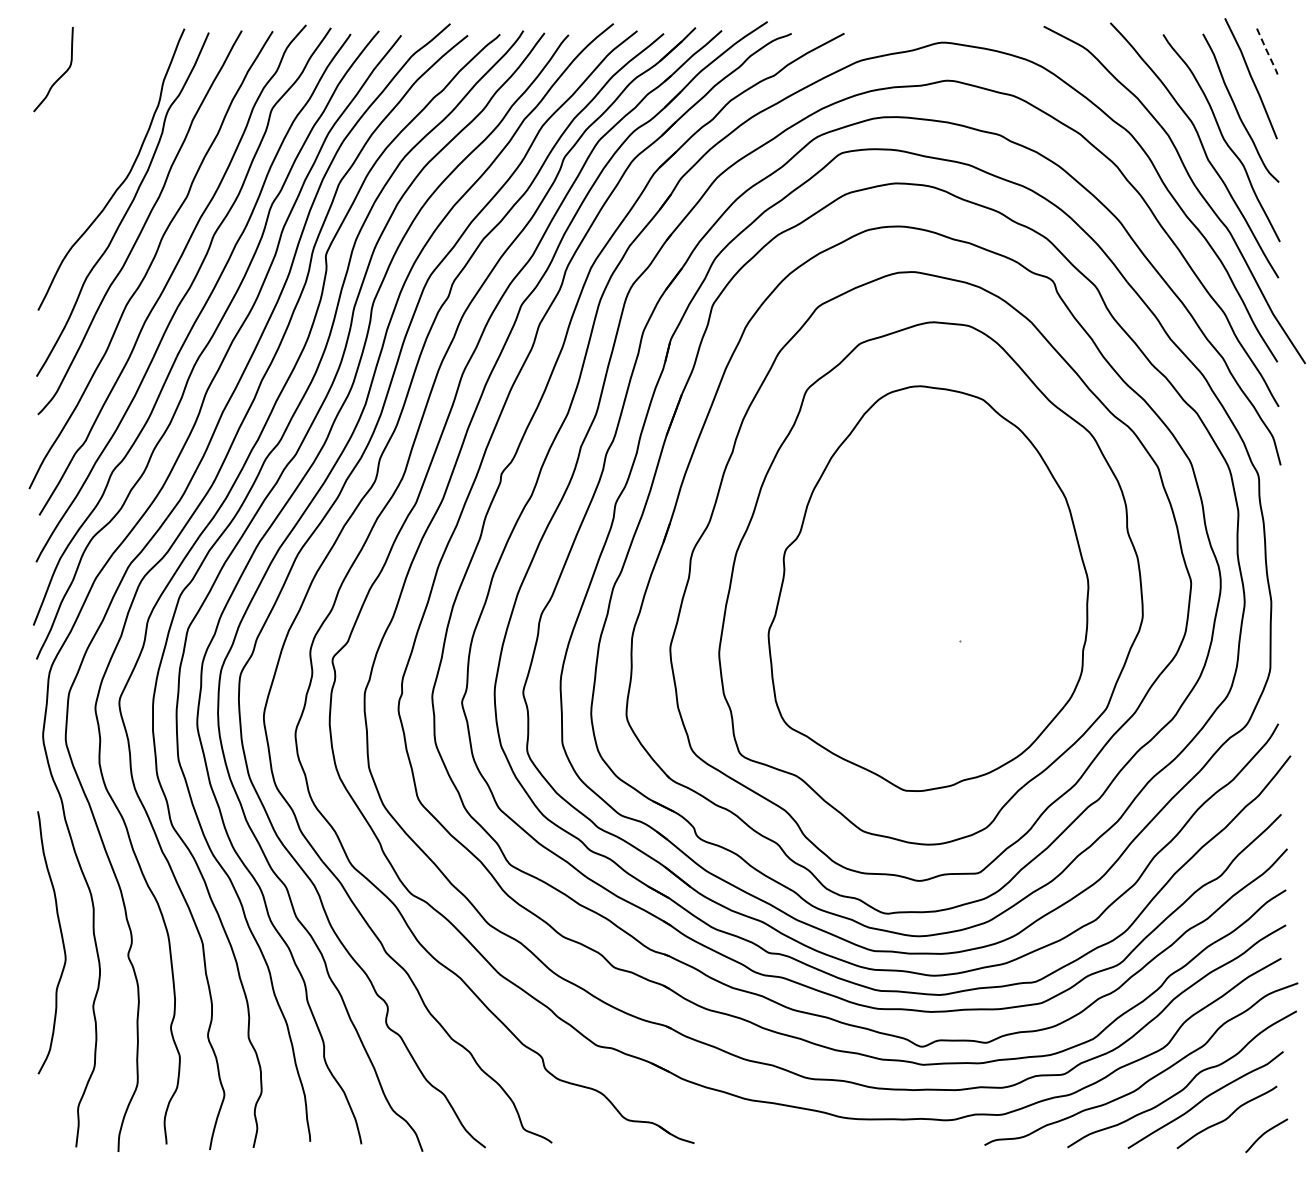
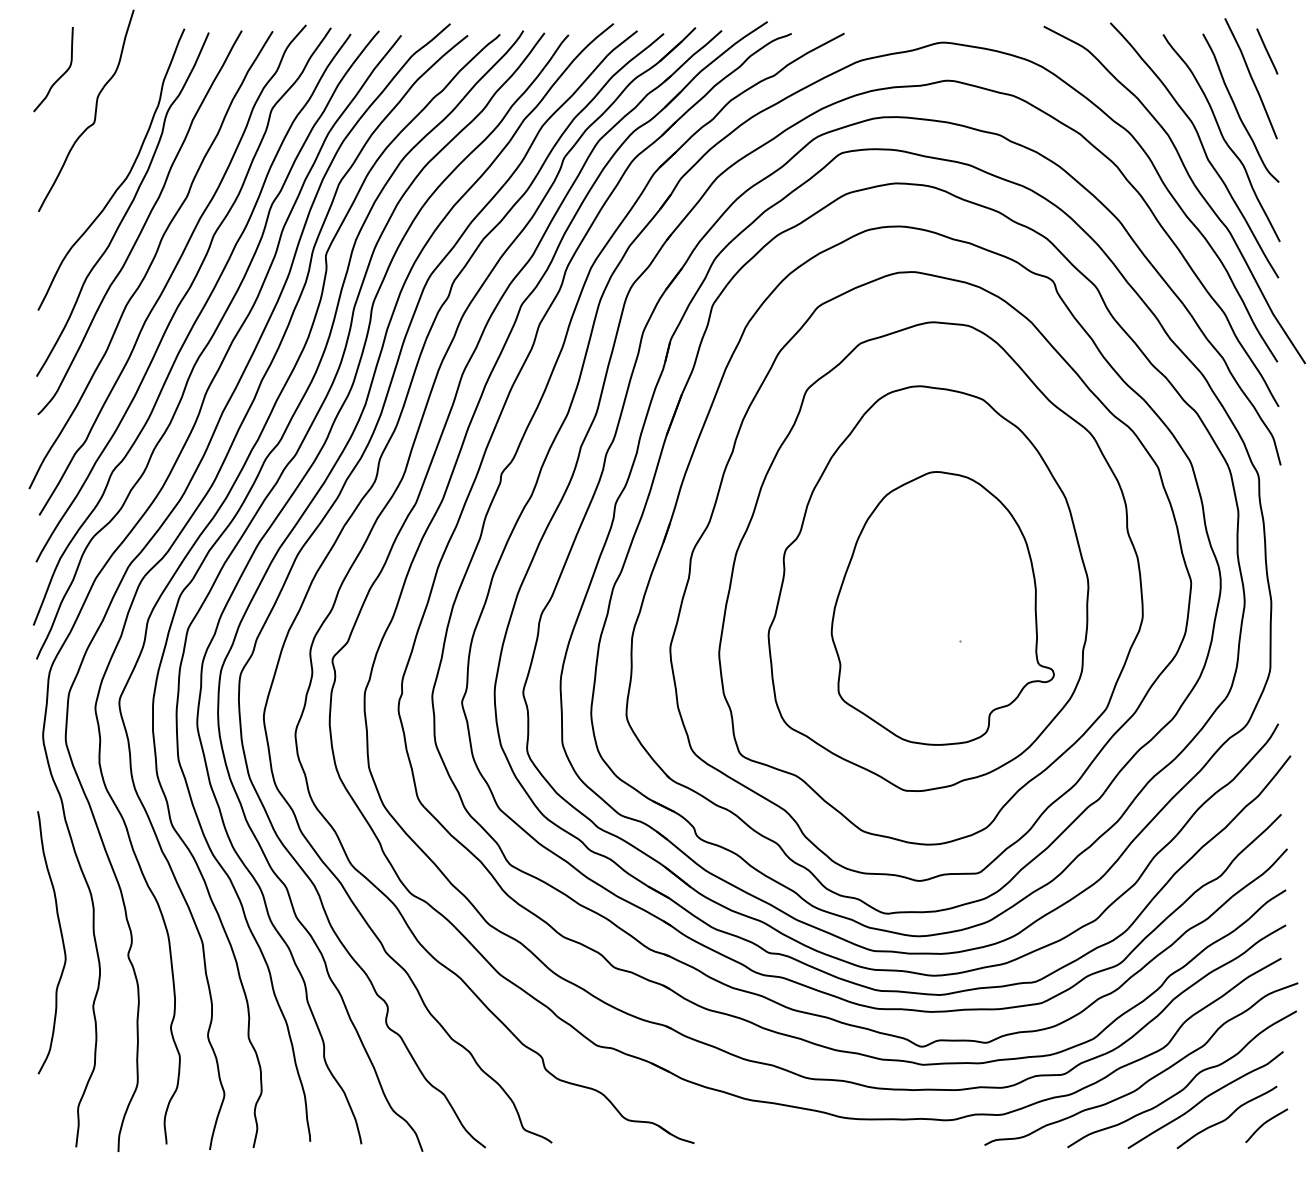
line: dashed -> solid (1267, 52)
curve: none -> present (94, 112)
part: none -> present (942, 608)
curve position: (1266, 1133) -> (1266, 1123) (1266, 1123)
